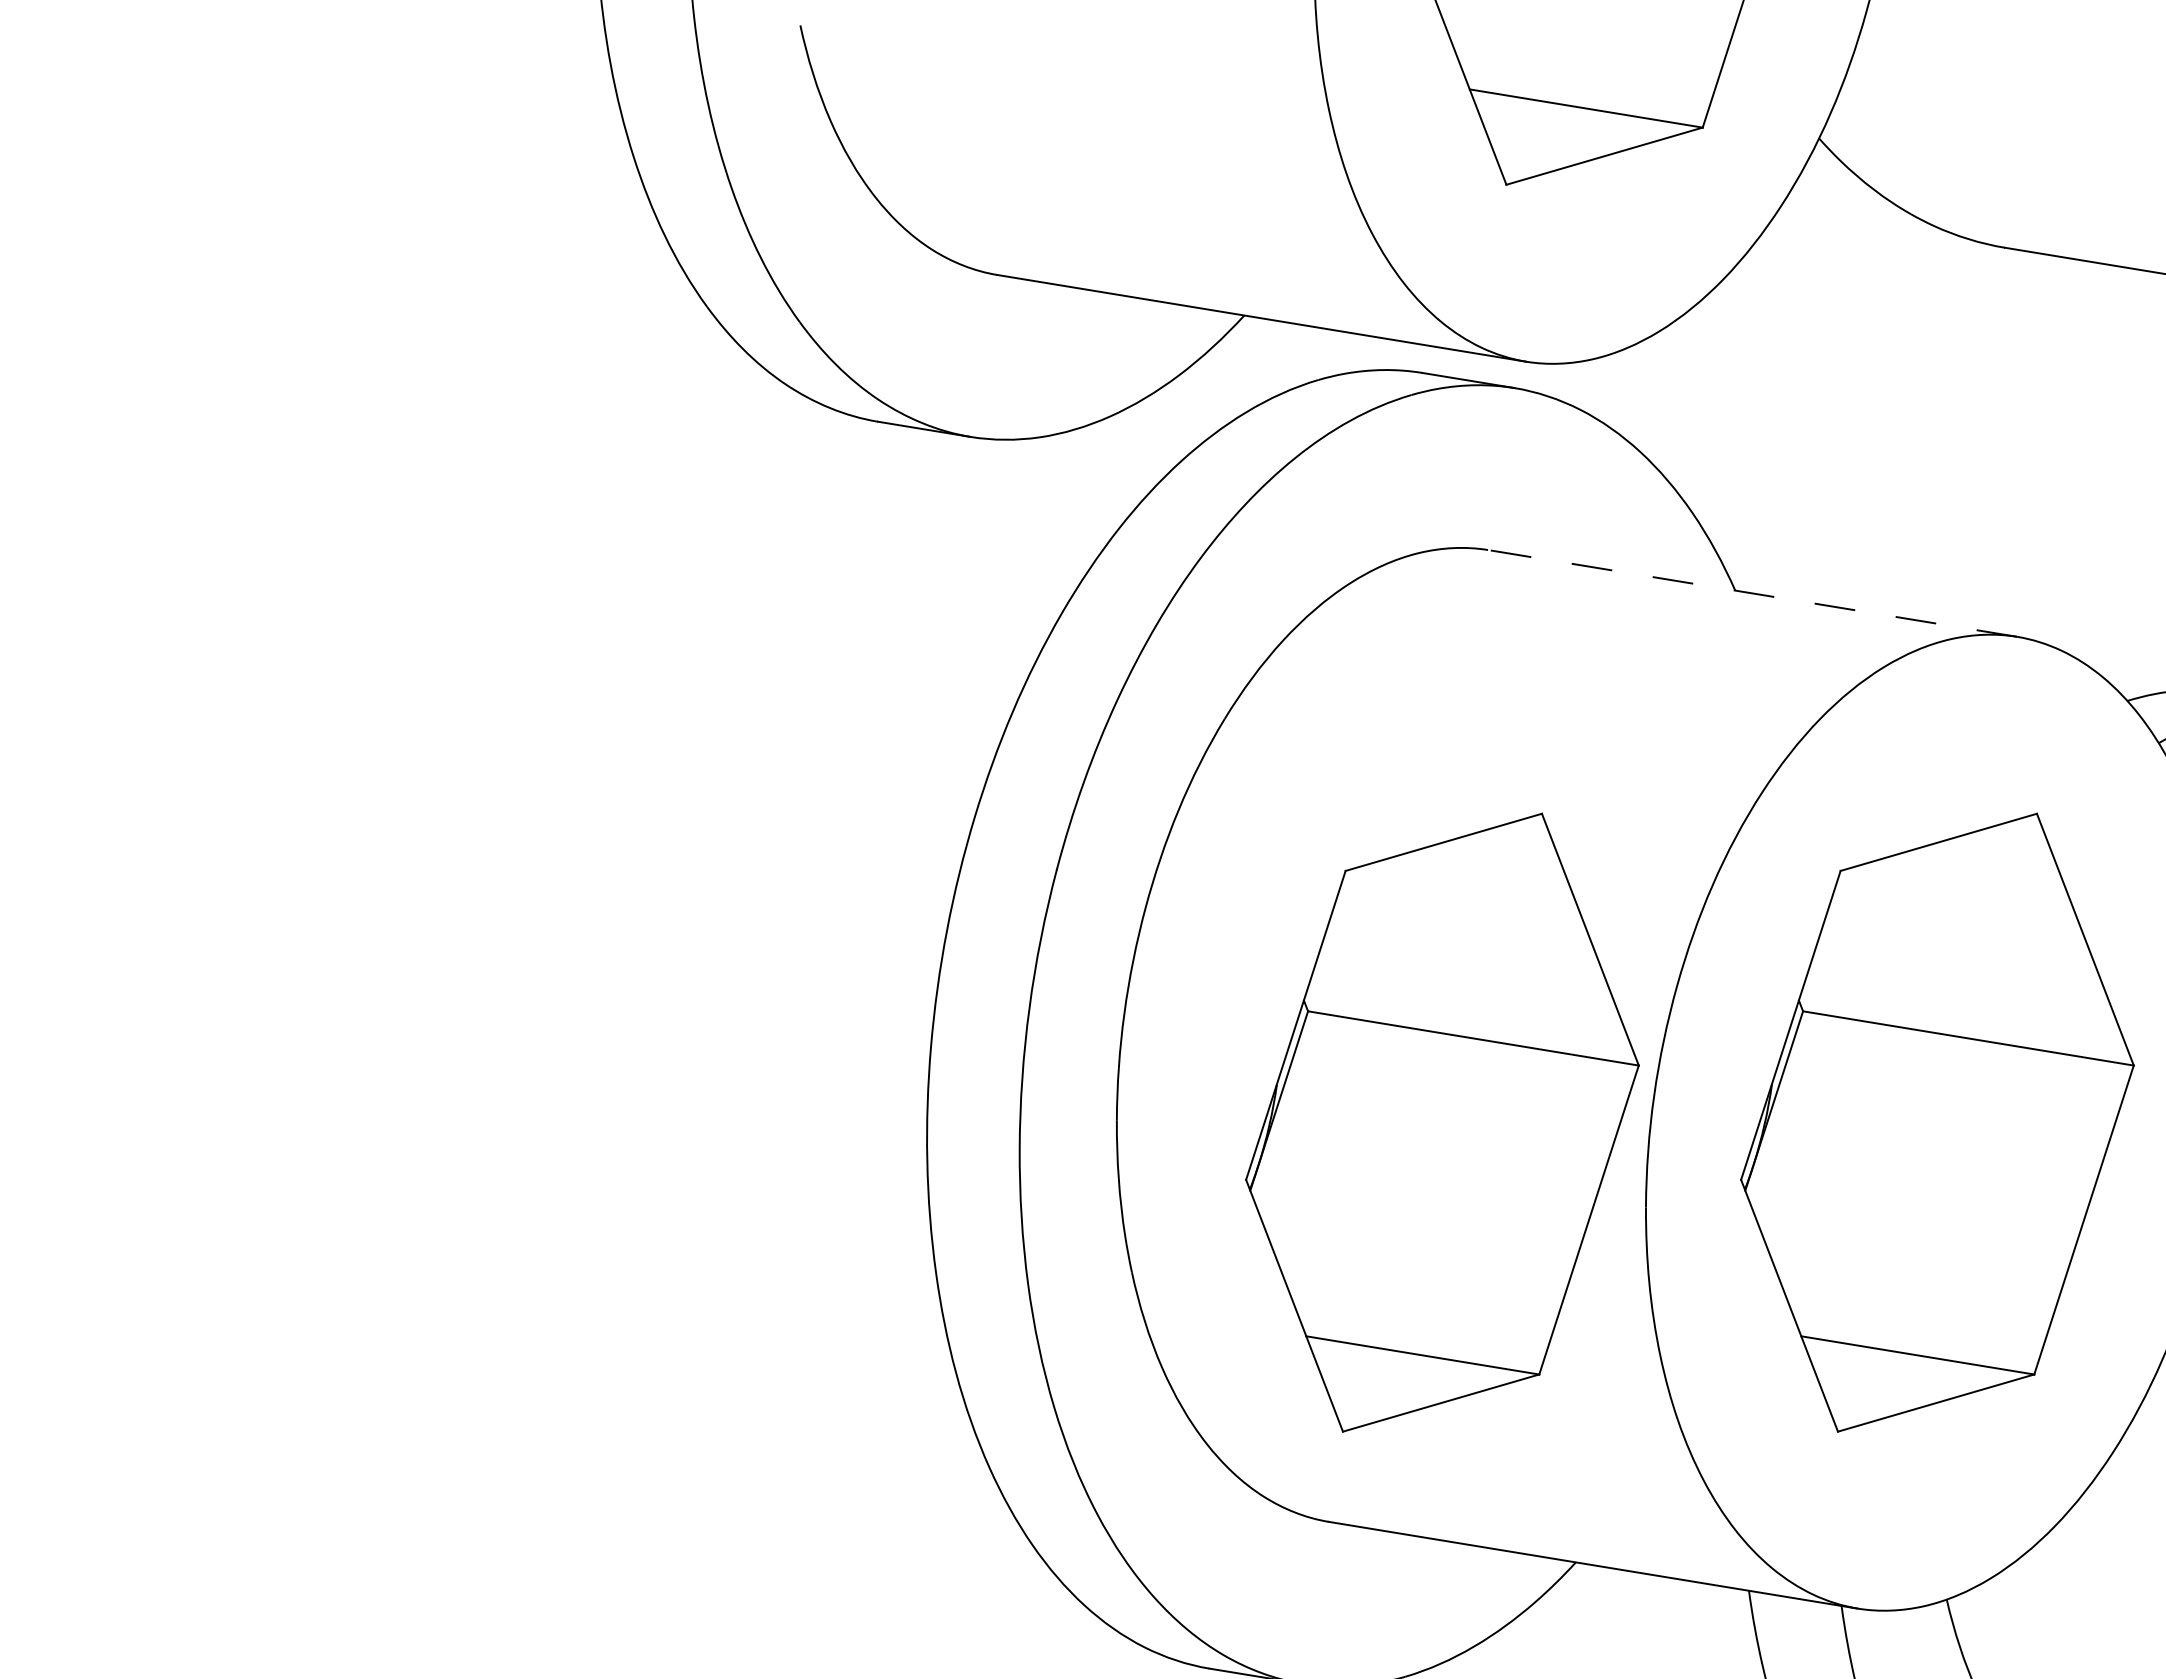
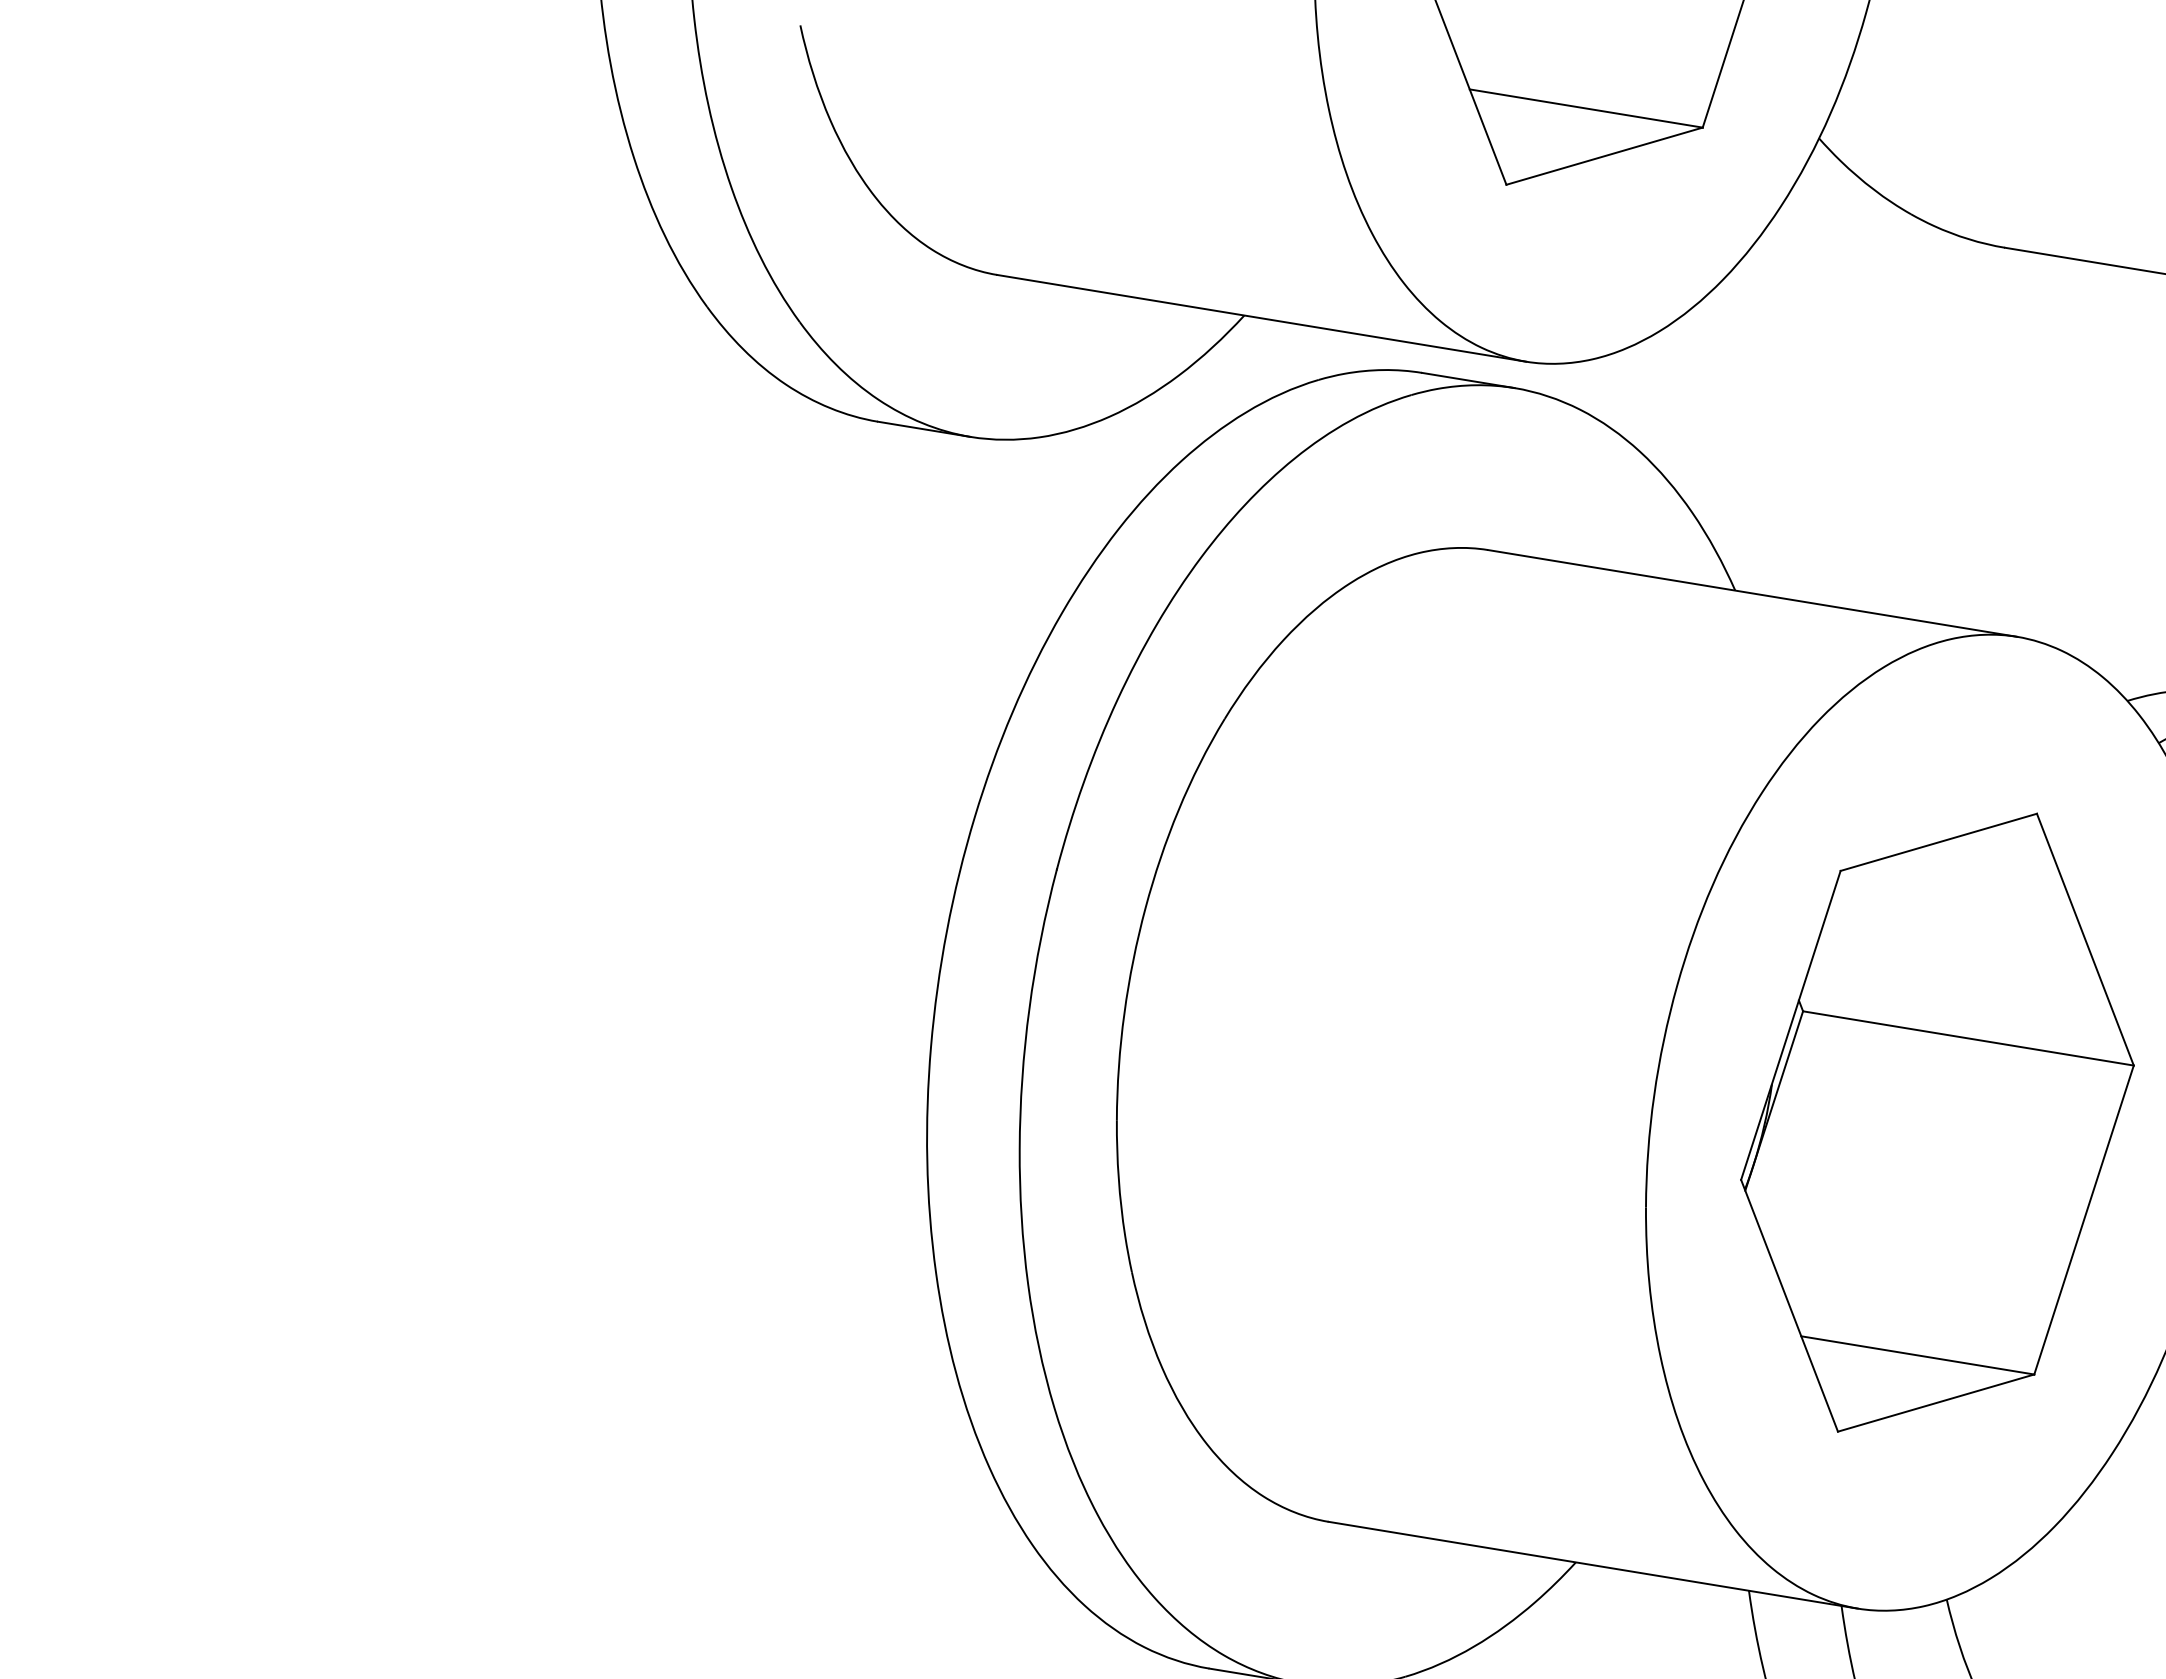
line: dashed -> solid (1752, 593)
part: present -> none (1442, 1122)
